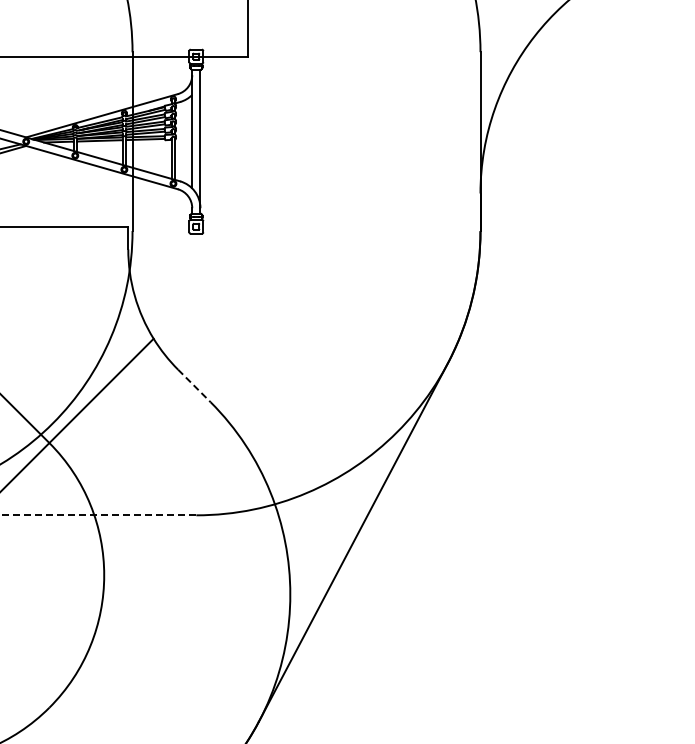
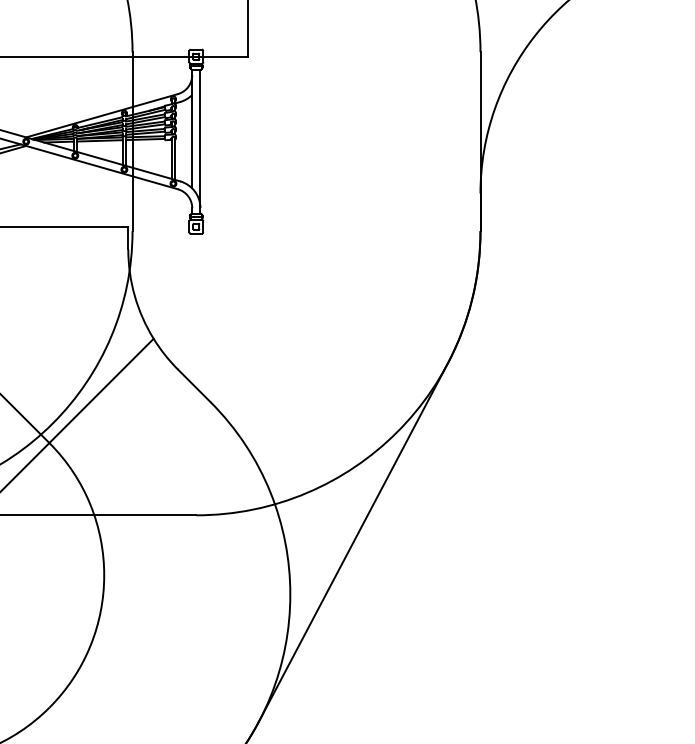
line: dashed -> solid (194, 385)
line: dashed -> solid (98, 515)
